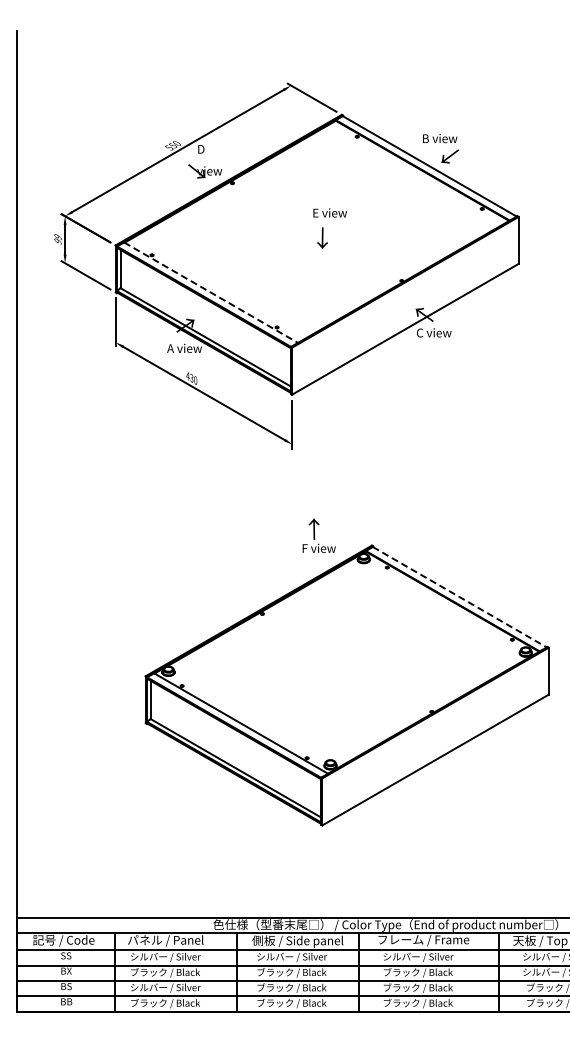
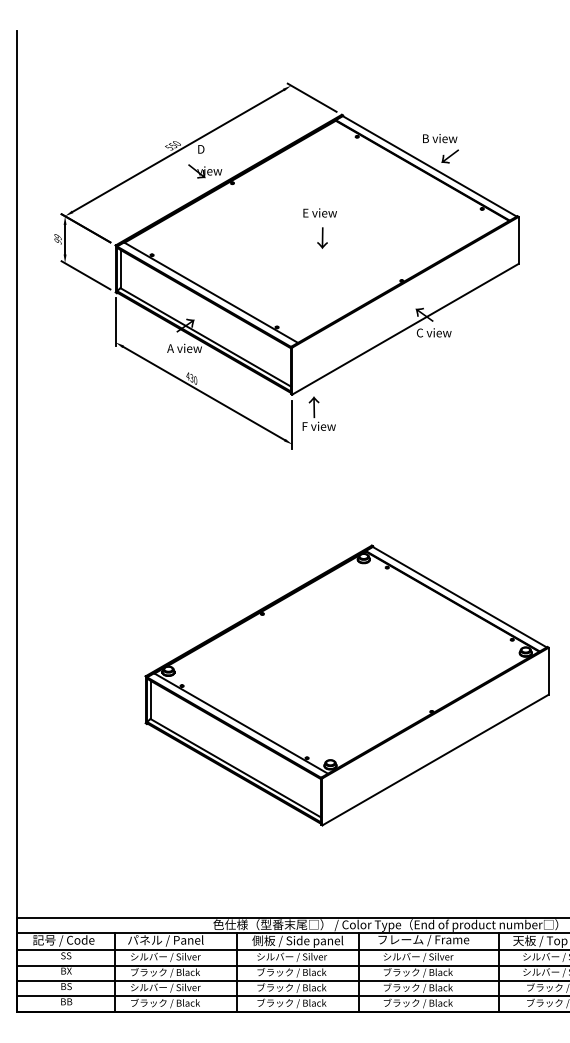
text position: (329, 212) -> (319, 212) (319, 212)
line: dashed -> solid (211, 292)
text position: (318, 535) -> (318, 413) (318, 413)
line: dashed -> solid (460, 597)
